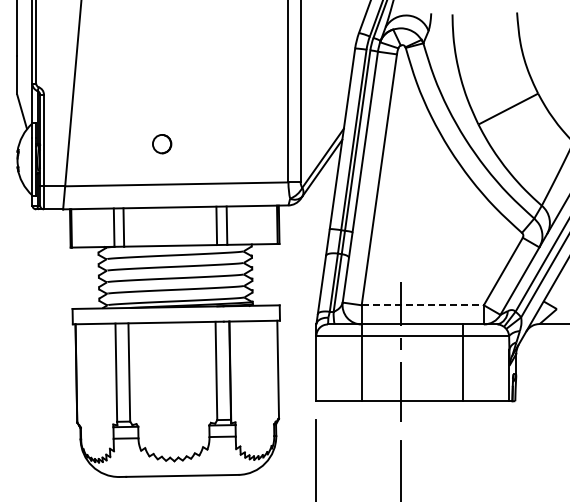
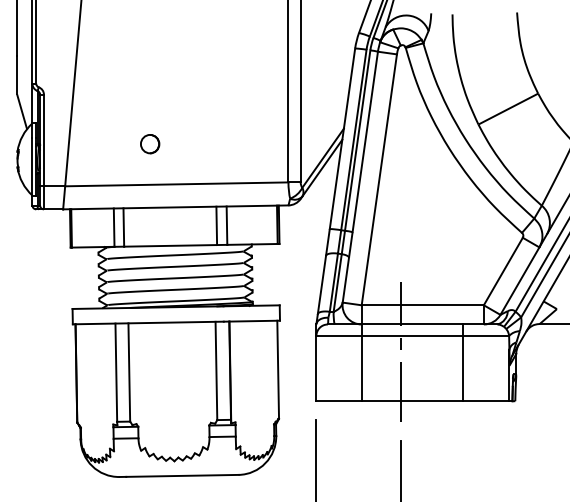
circle position: (162, 144) -> (150, 144) (150, 144)
line: dashed -> solid (423, 305)
